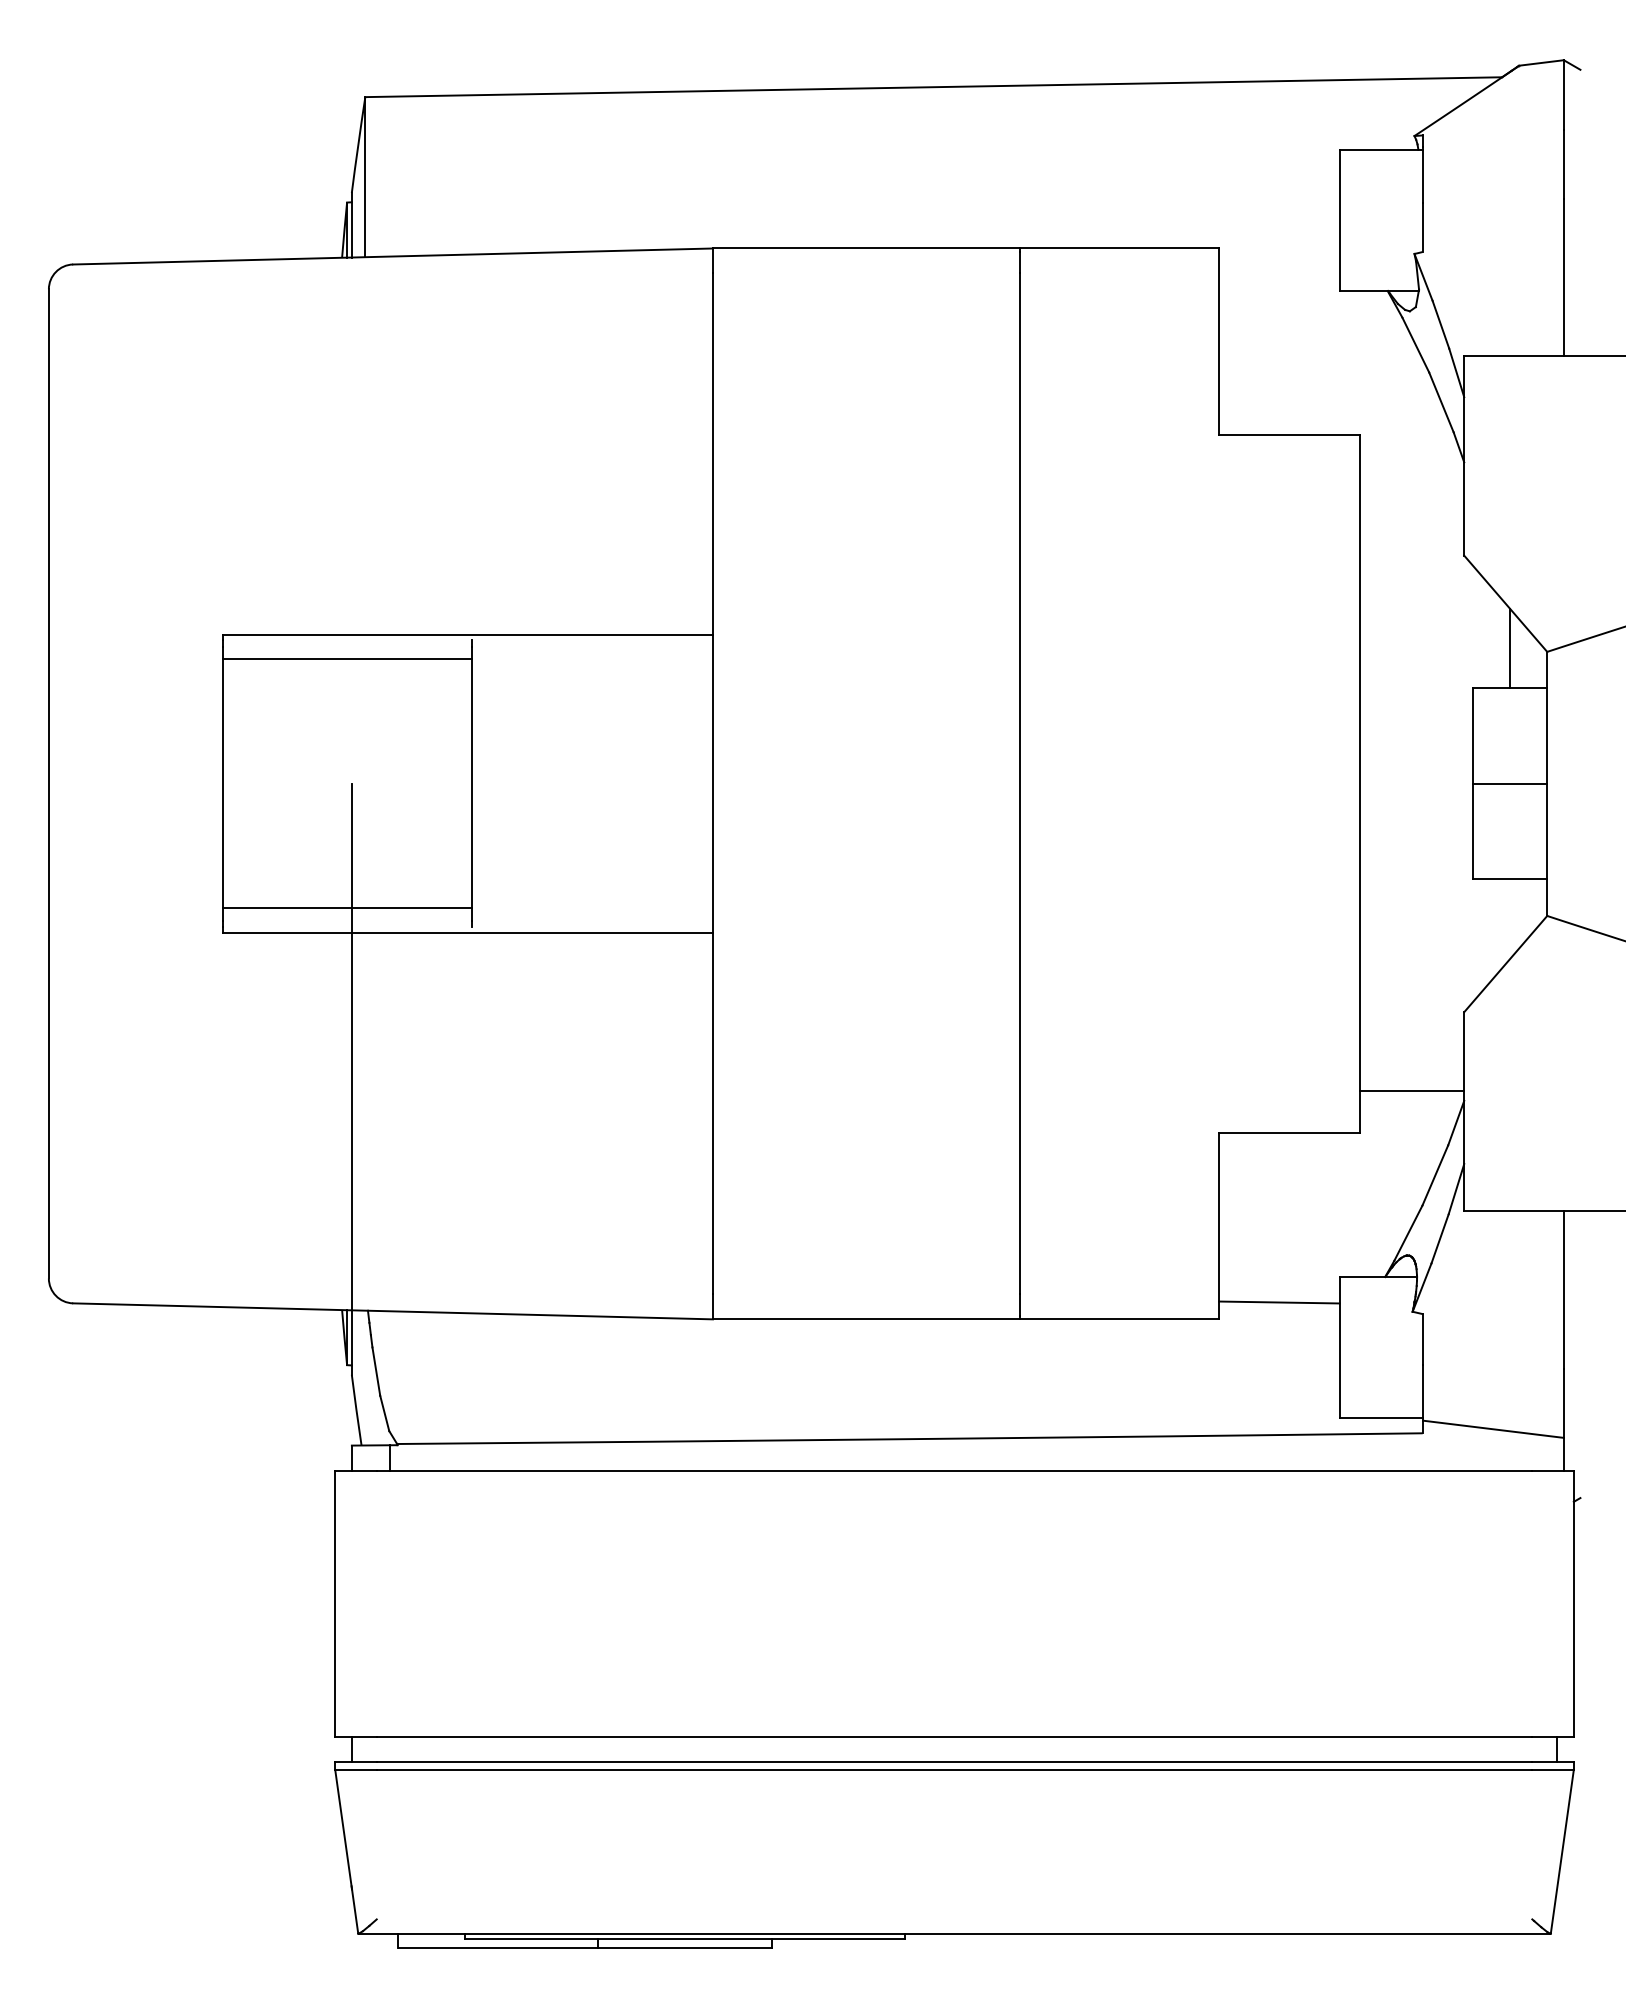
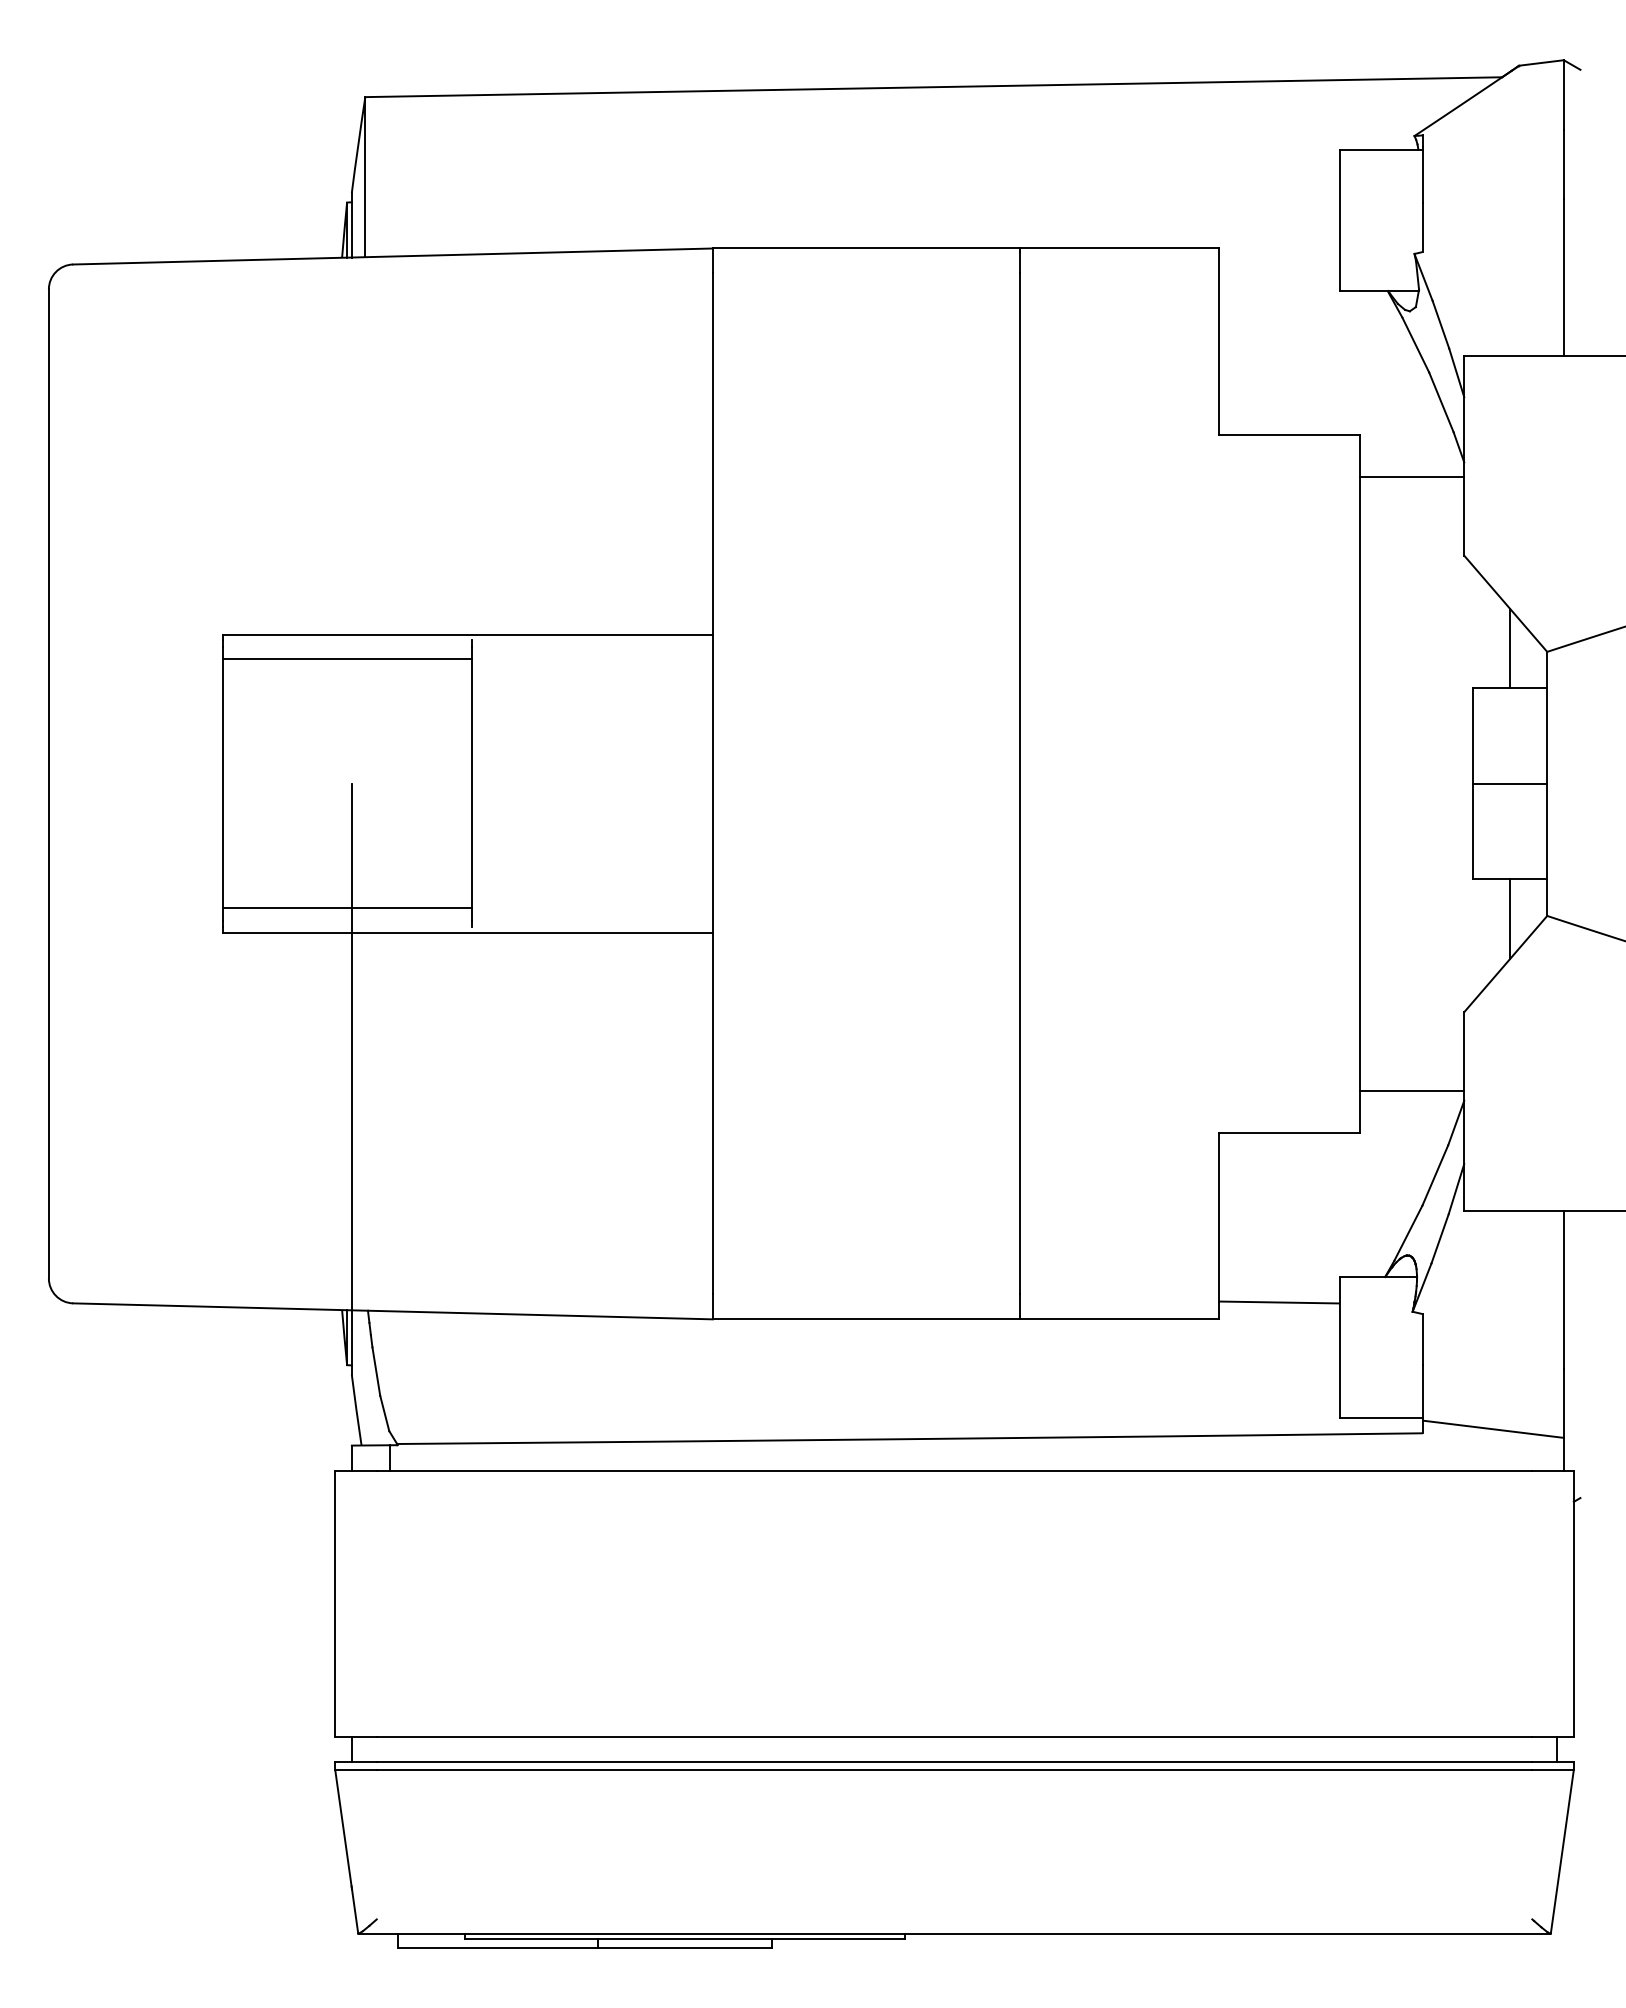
line: none -> present (1412, 477)
line: none -> present (1509, 919)
